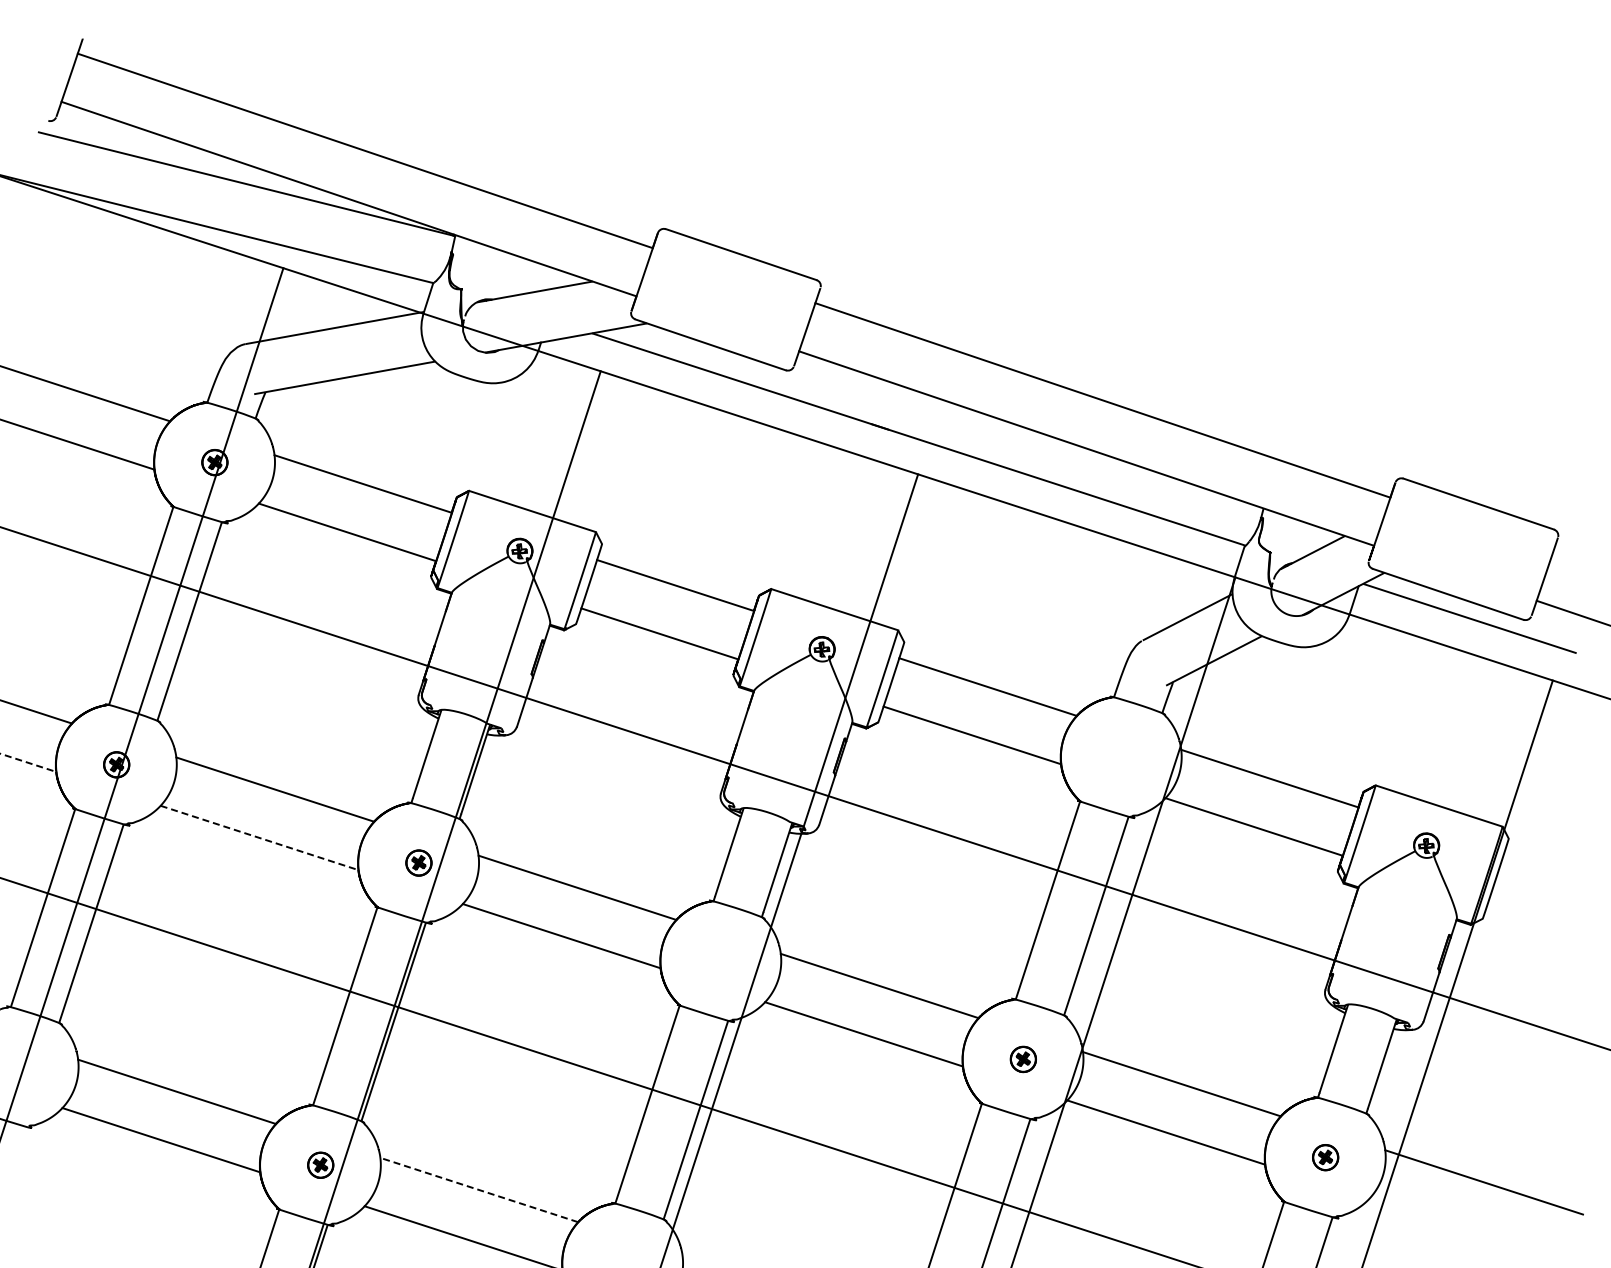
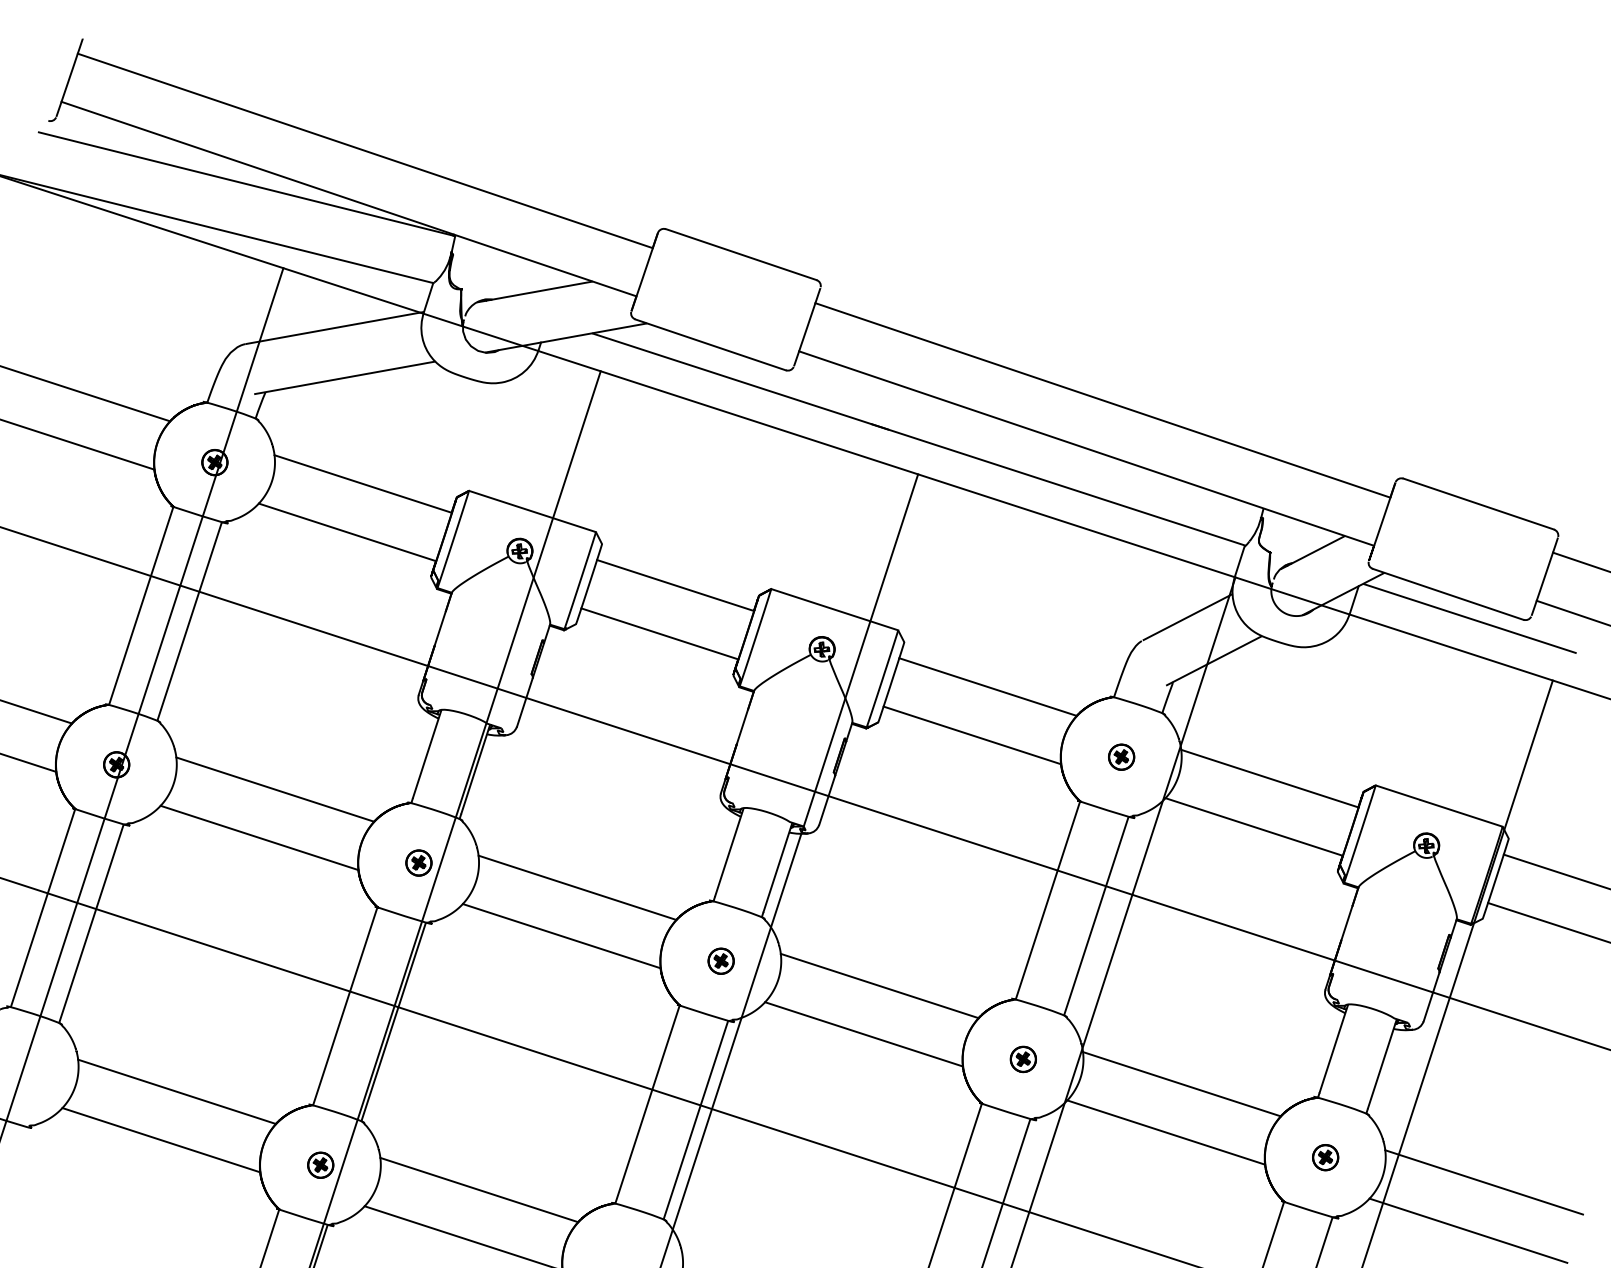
line: none -> present (1580, 561)
part: none -> present (1121, 756)
line: dashed -> solid (28, 762)
line: dashed -> solid (259, 837)
line: none -> present (1555, 871)
line: none -> present (1547, 922)
part: none -> present (720, 960)
line: dashed -> solid (479, 1190)
line: none -> present (1468, 1230)
